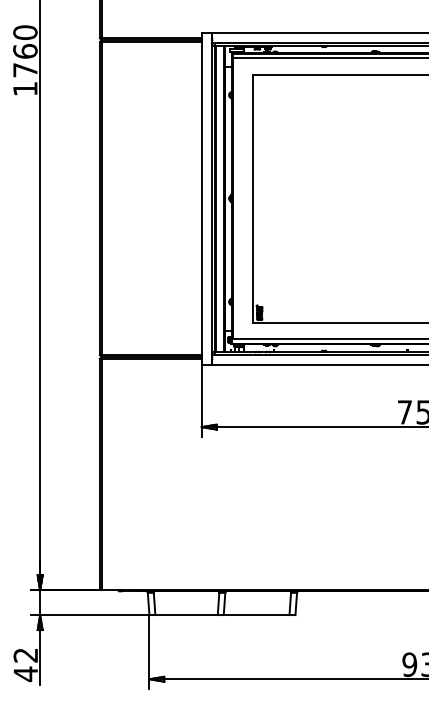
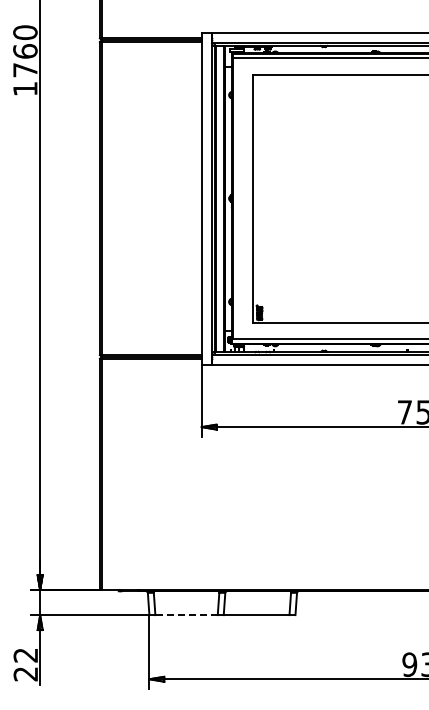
line: solid -> dashed (186, 615)
text: 42 -> 22 (25, 674)
